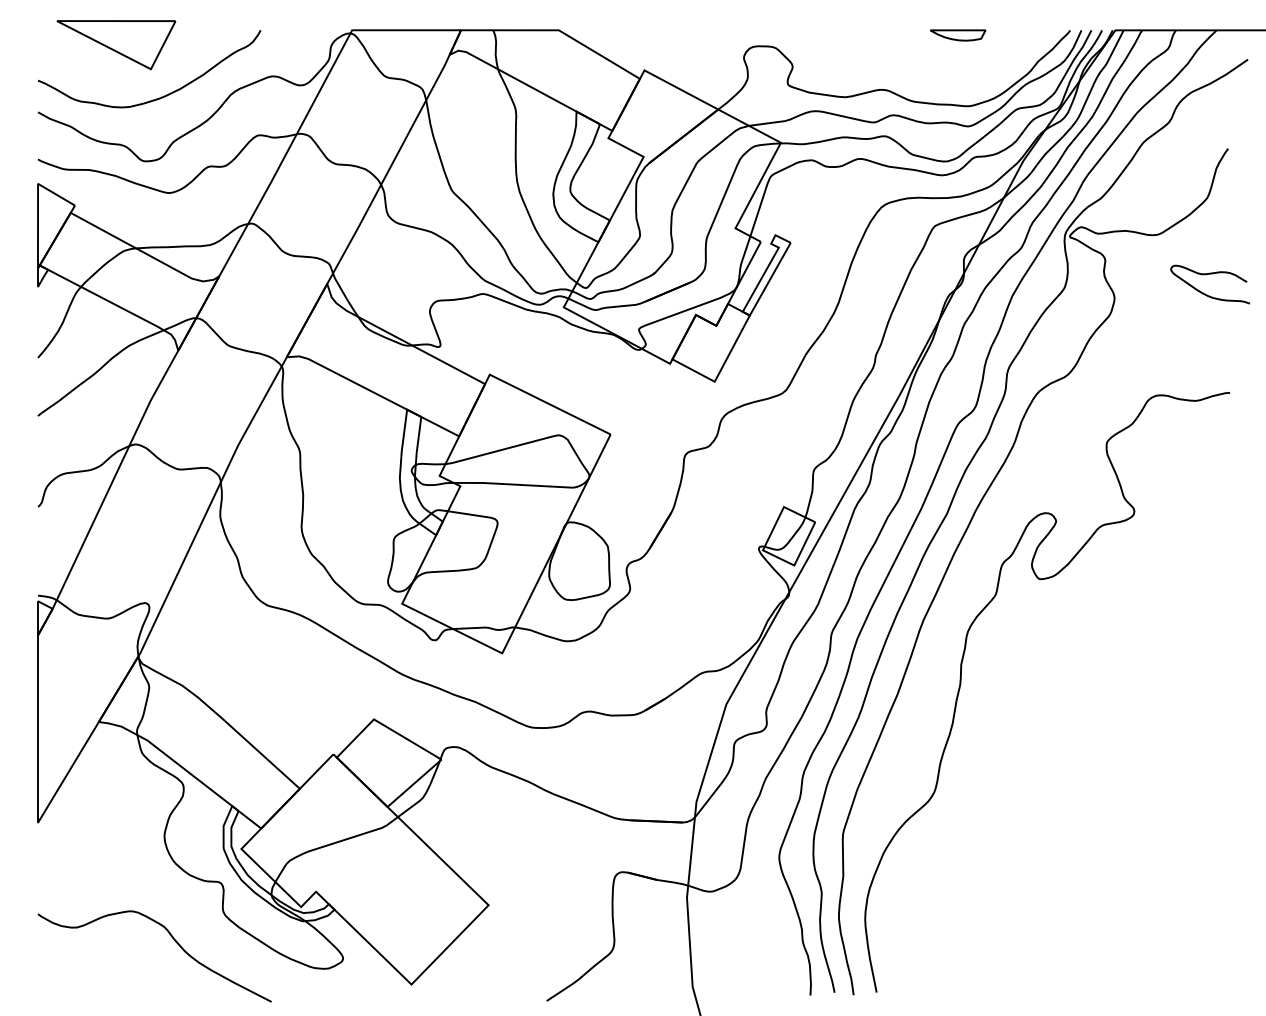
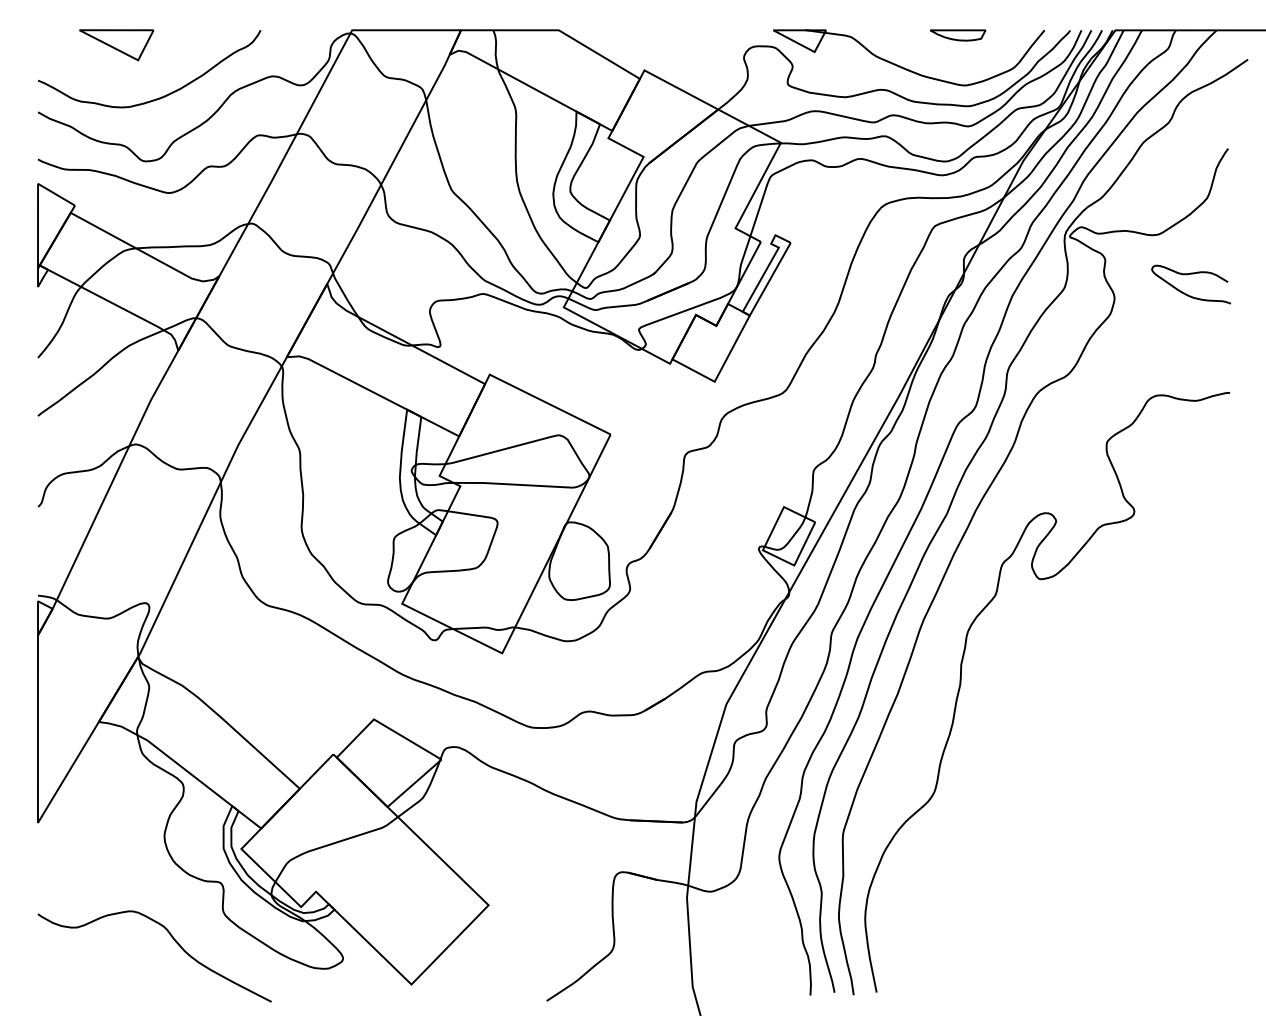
part size: 121x51 px -> 76x33 px (116, 45)
part: none -> present (904, 67)
curve position: (1206, 275) -> (1187, 275) (1187, 275)
